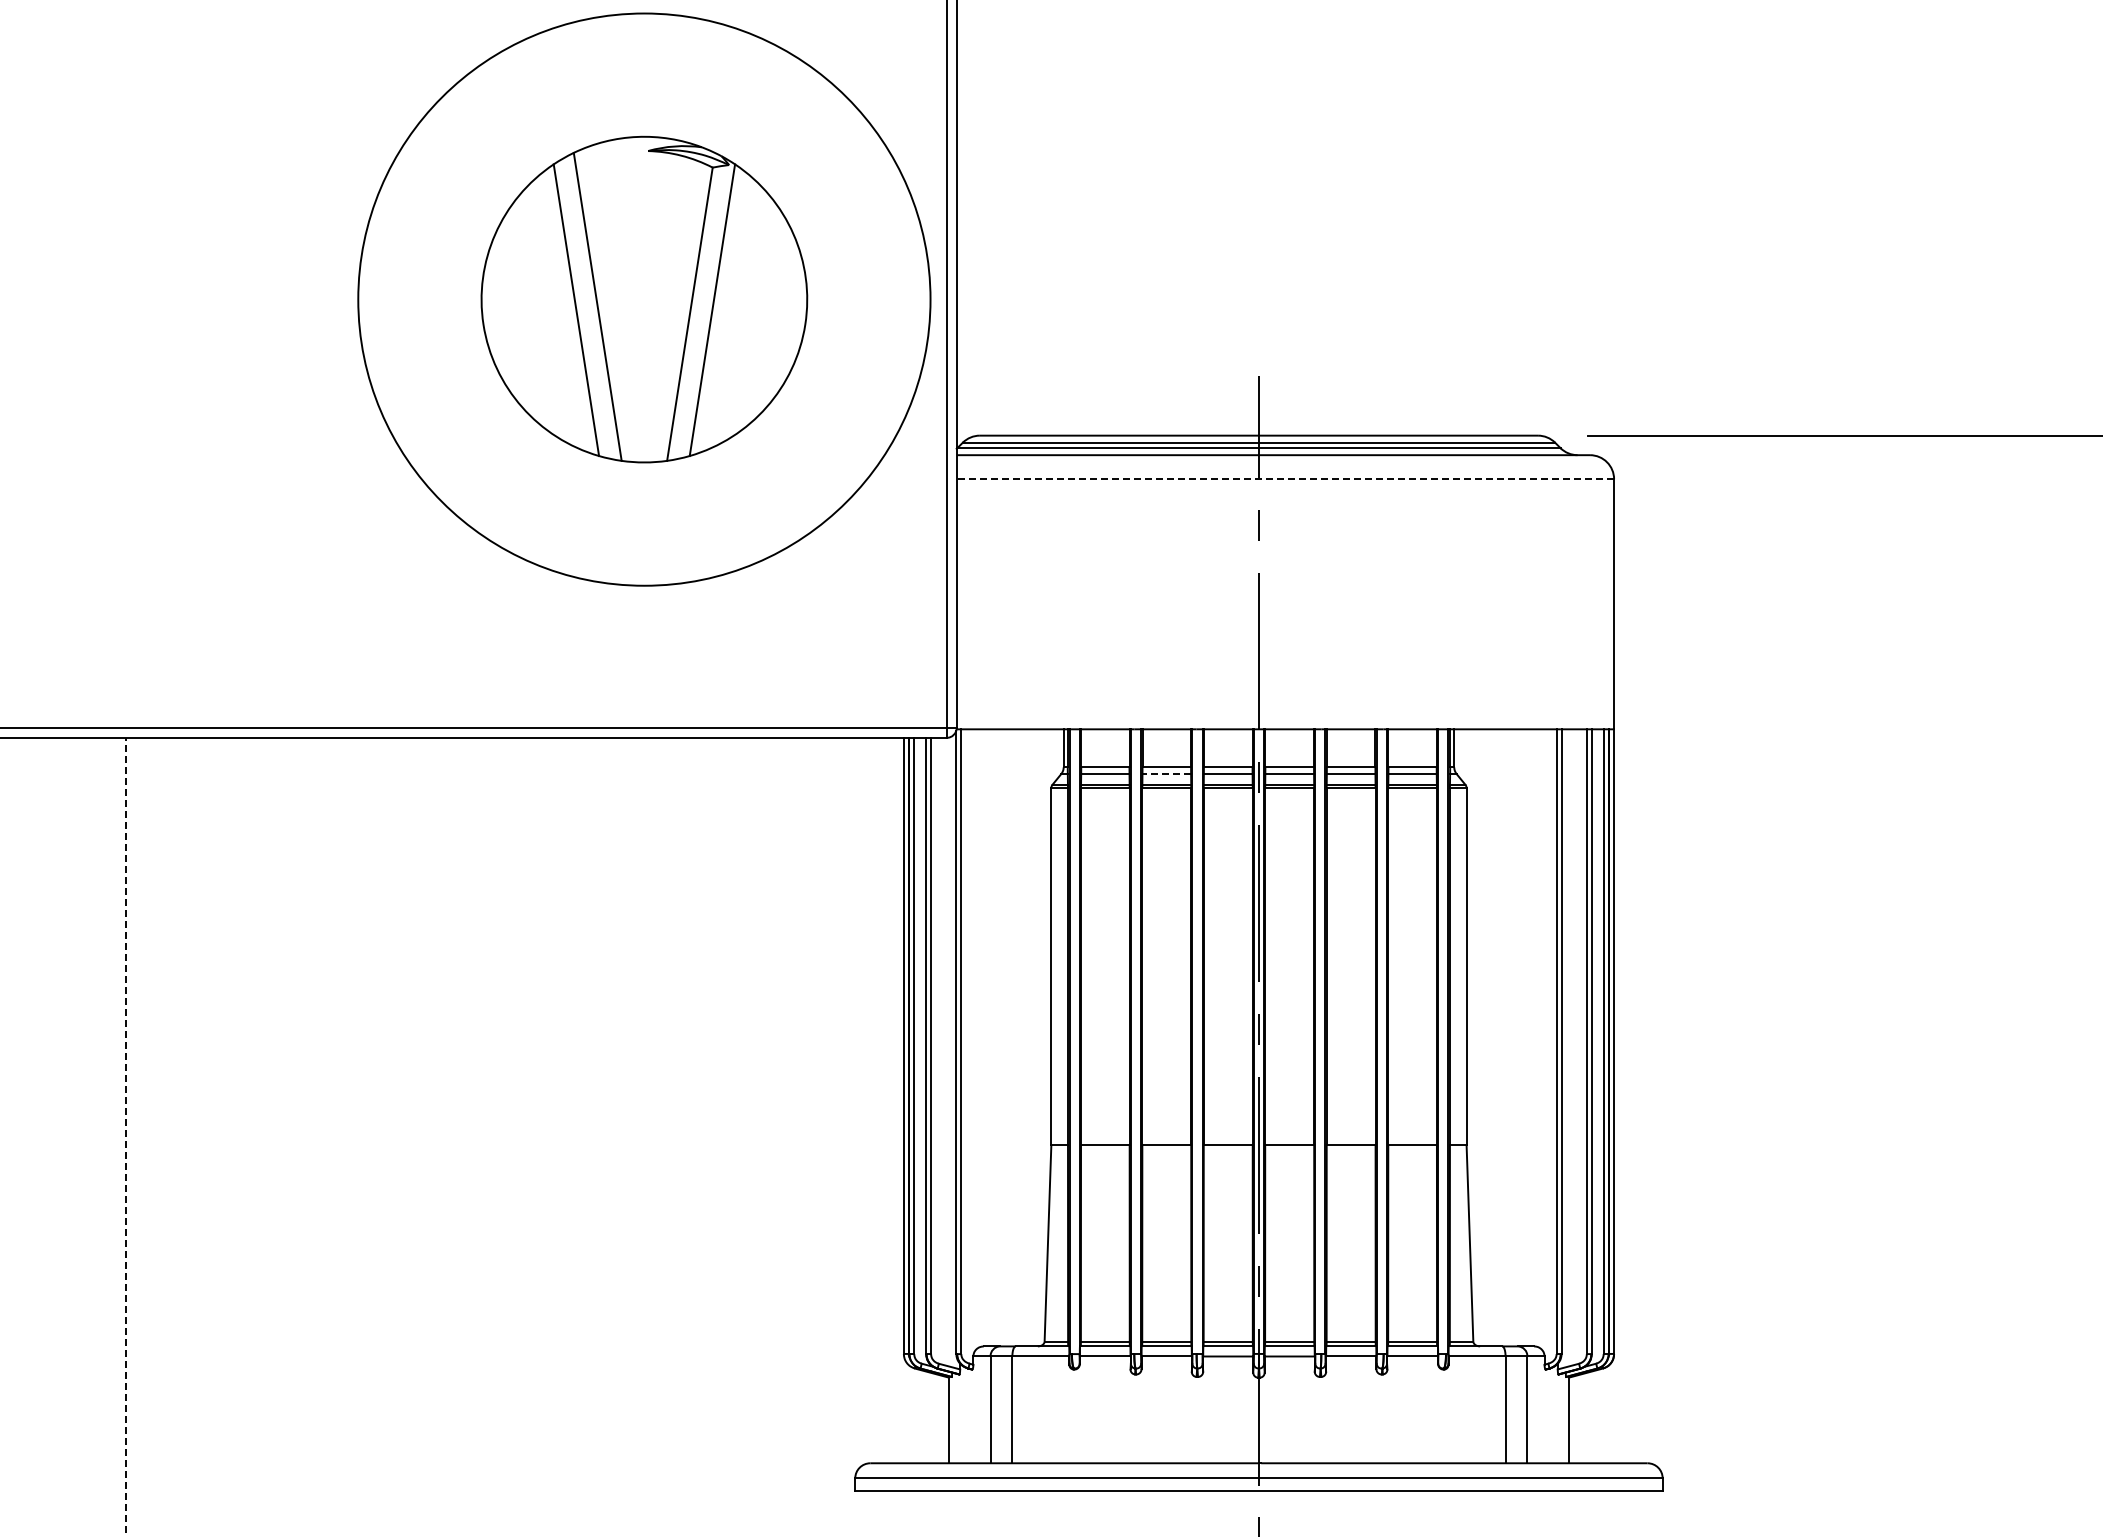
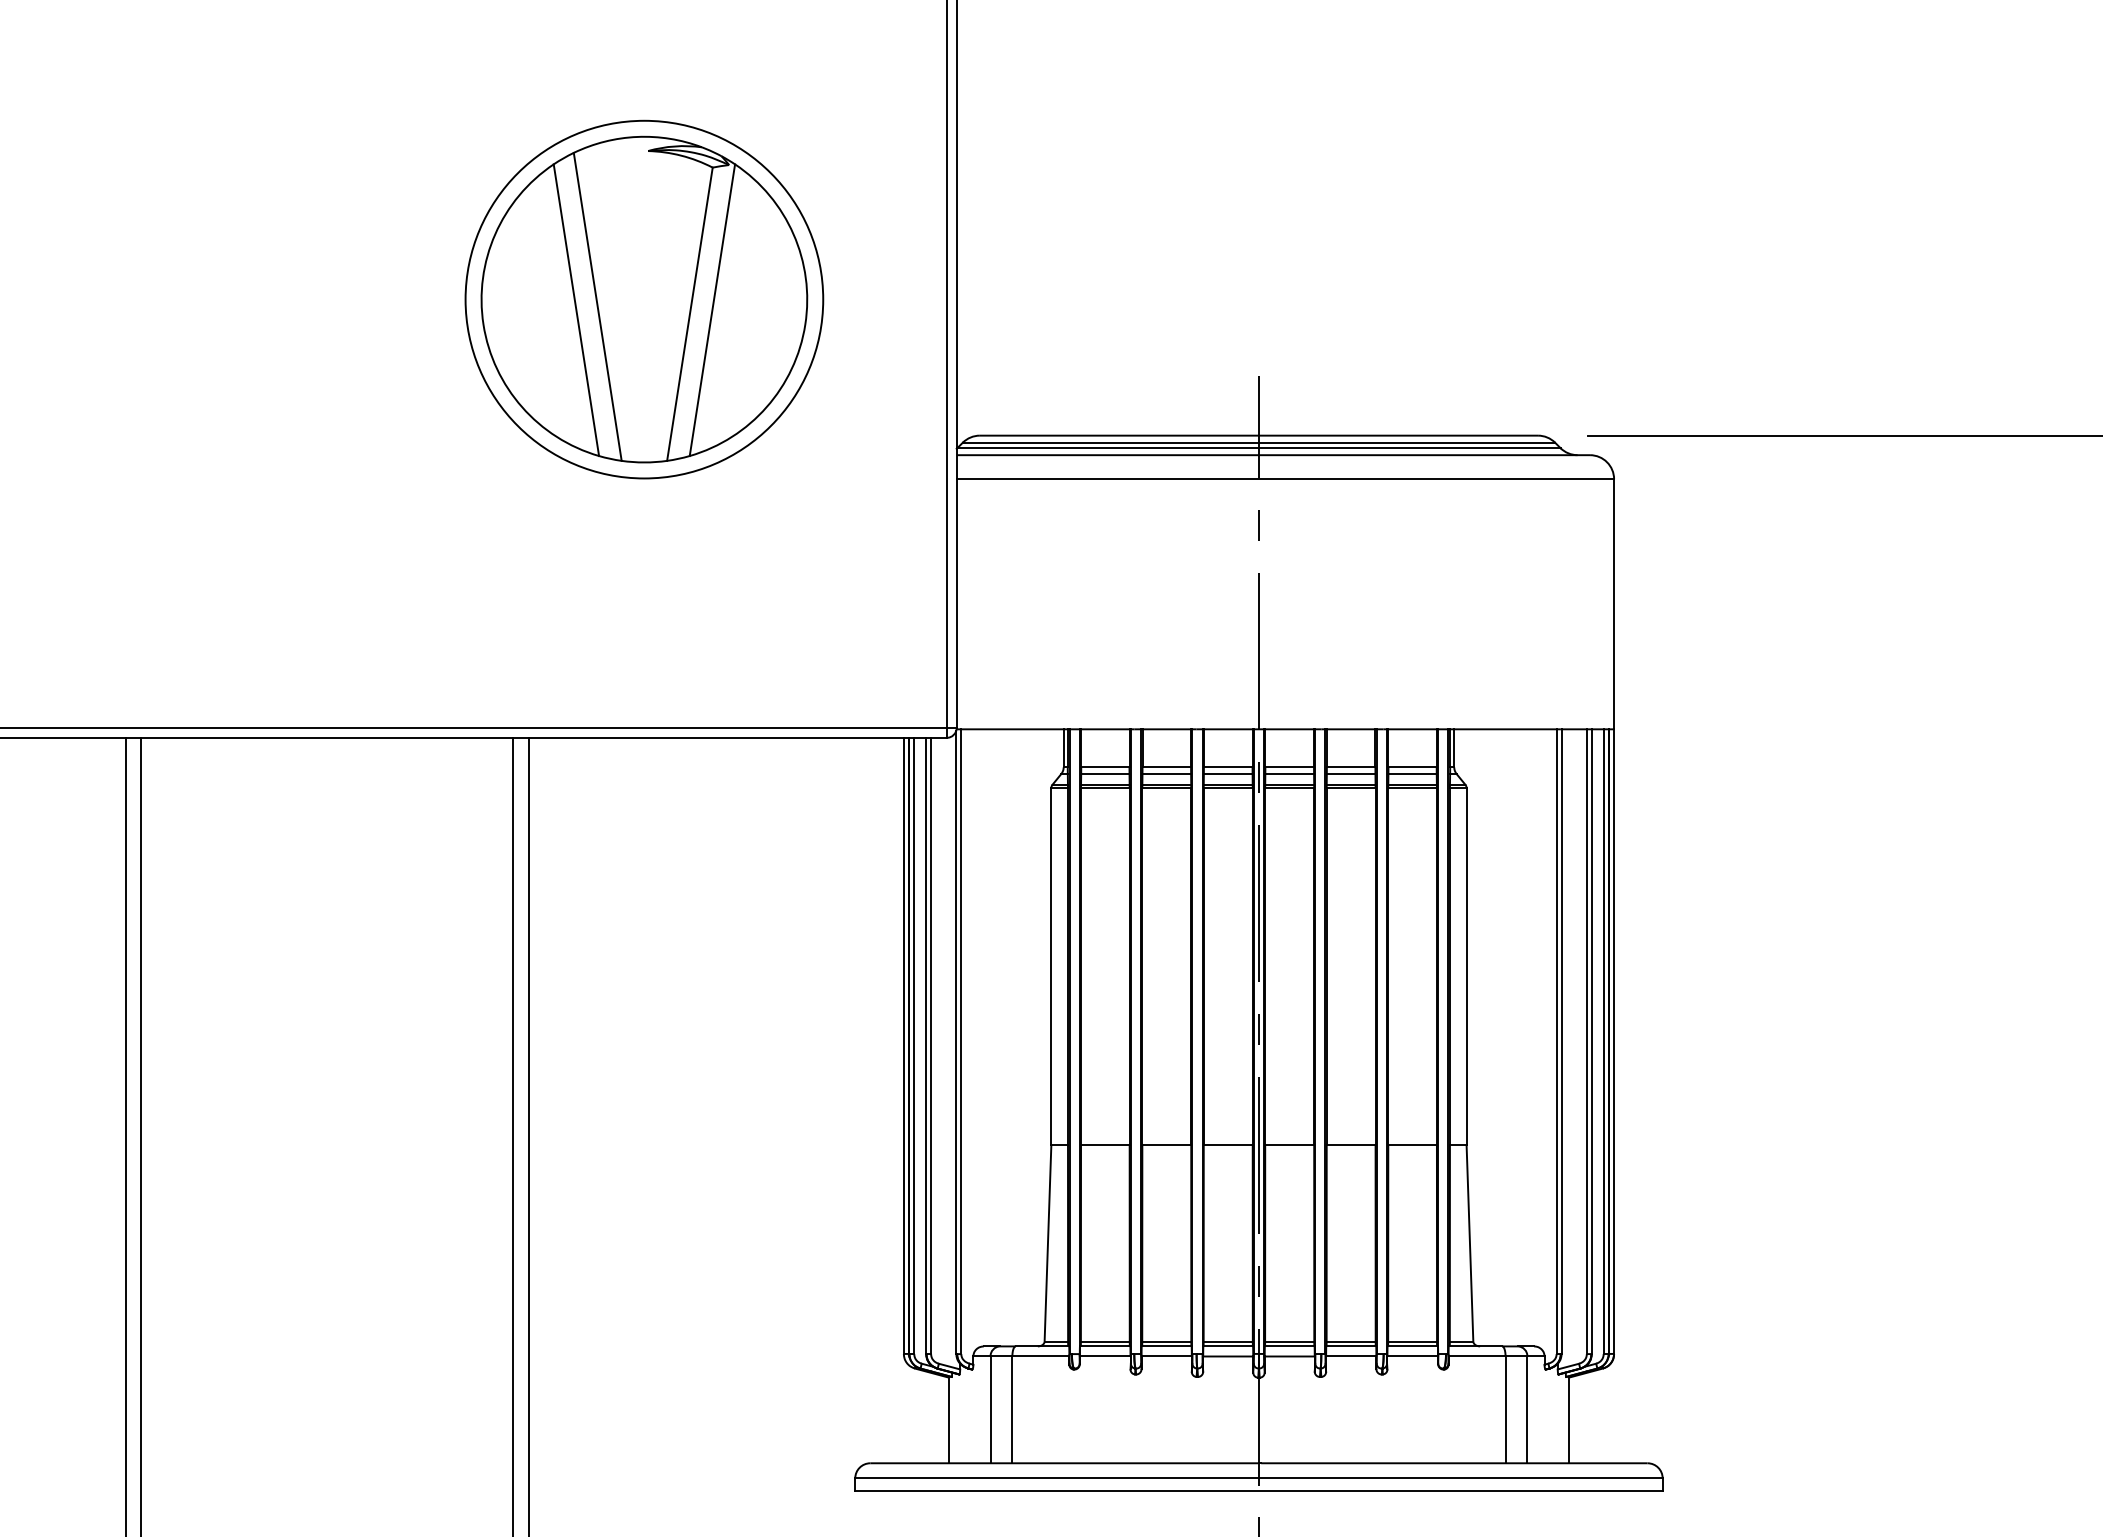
circle diameter: 572 px -> 358 px (644, 299)
line: dashed -> solid (1285, 479)
line: dashed -> solid (1166, 774)
line: none -> present (140, 1135)
line: none -> present (513, 1135)
line: none -> present (528, 1135)
line: dashed -> solid (125, 1136)
